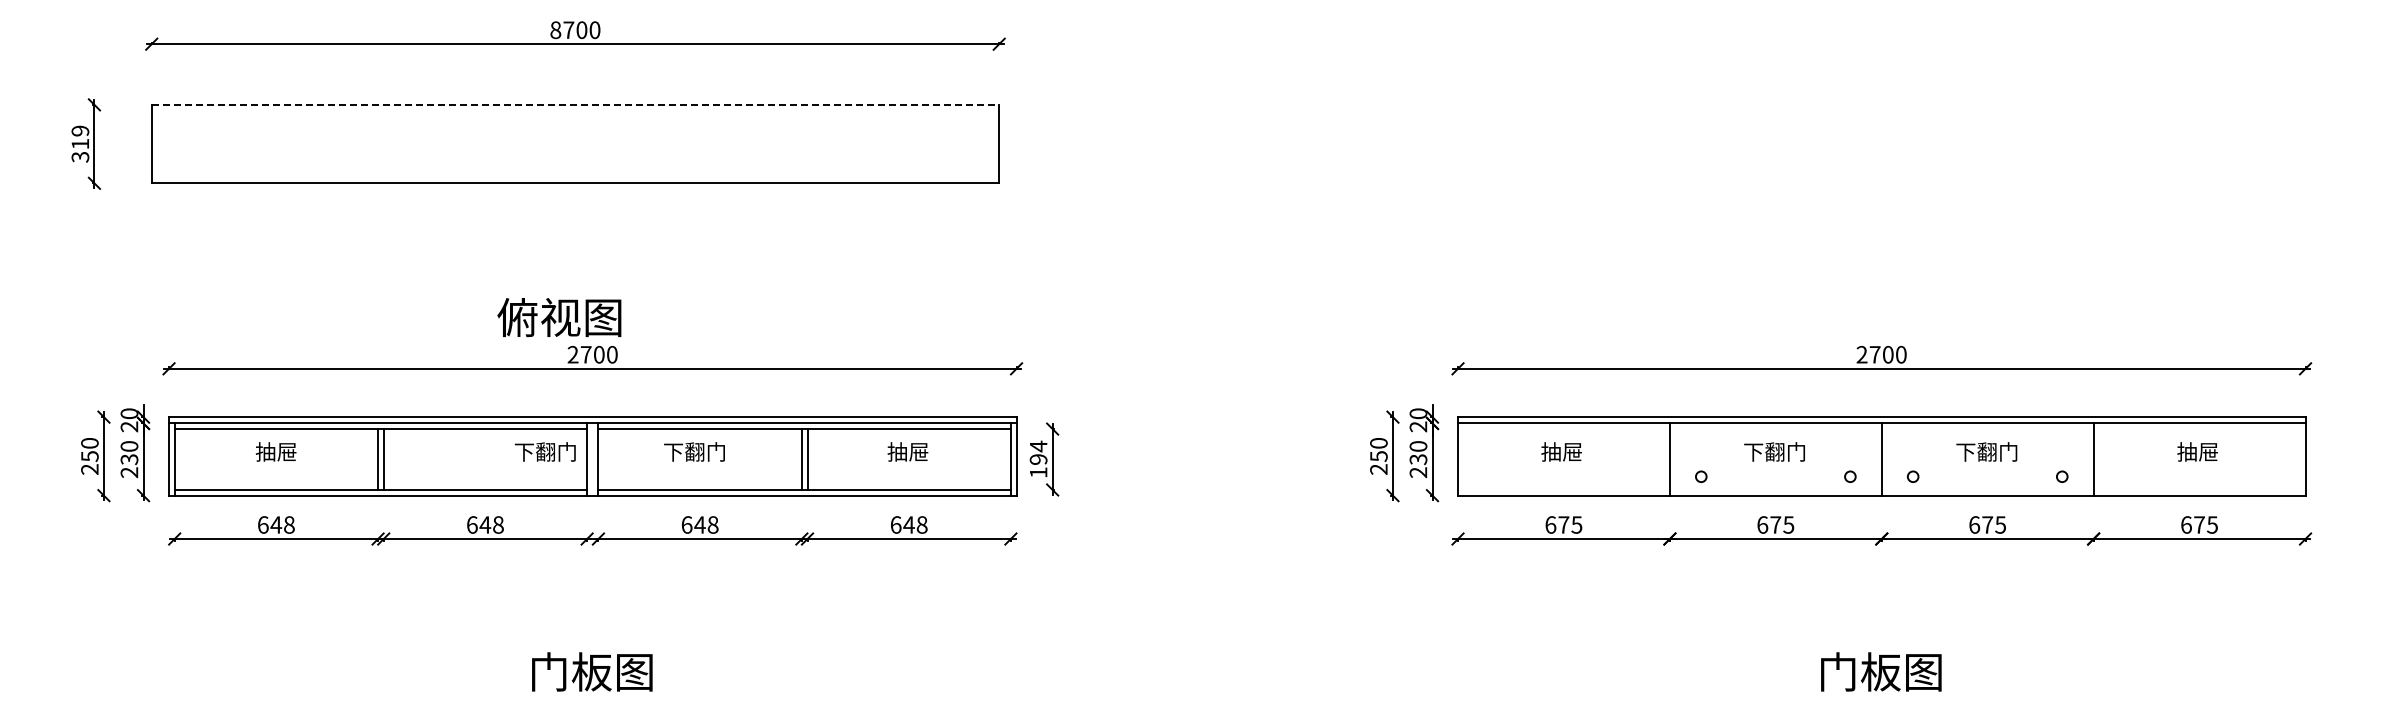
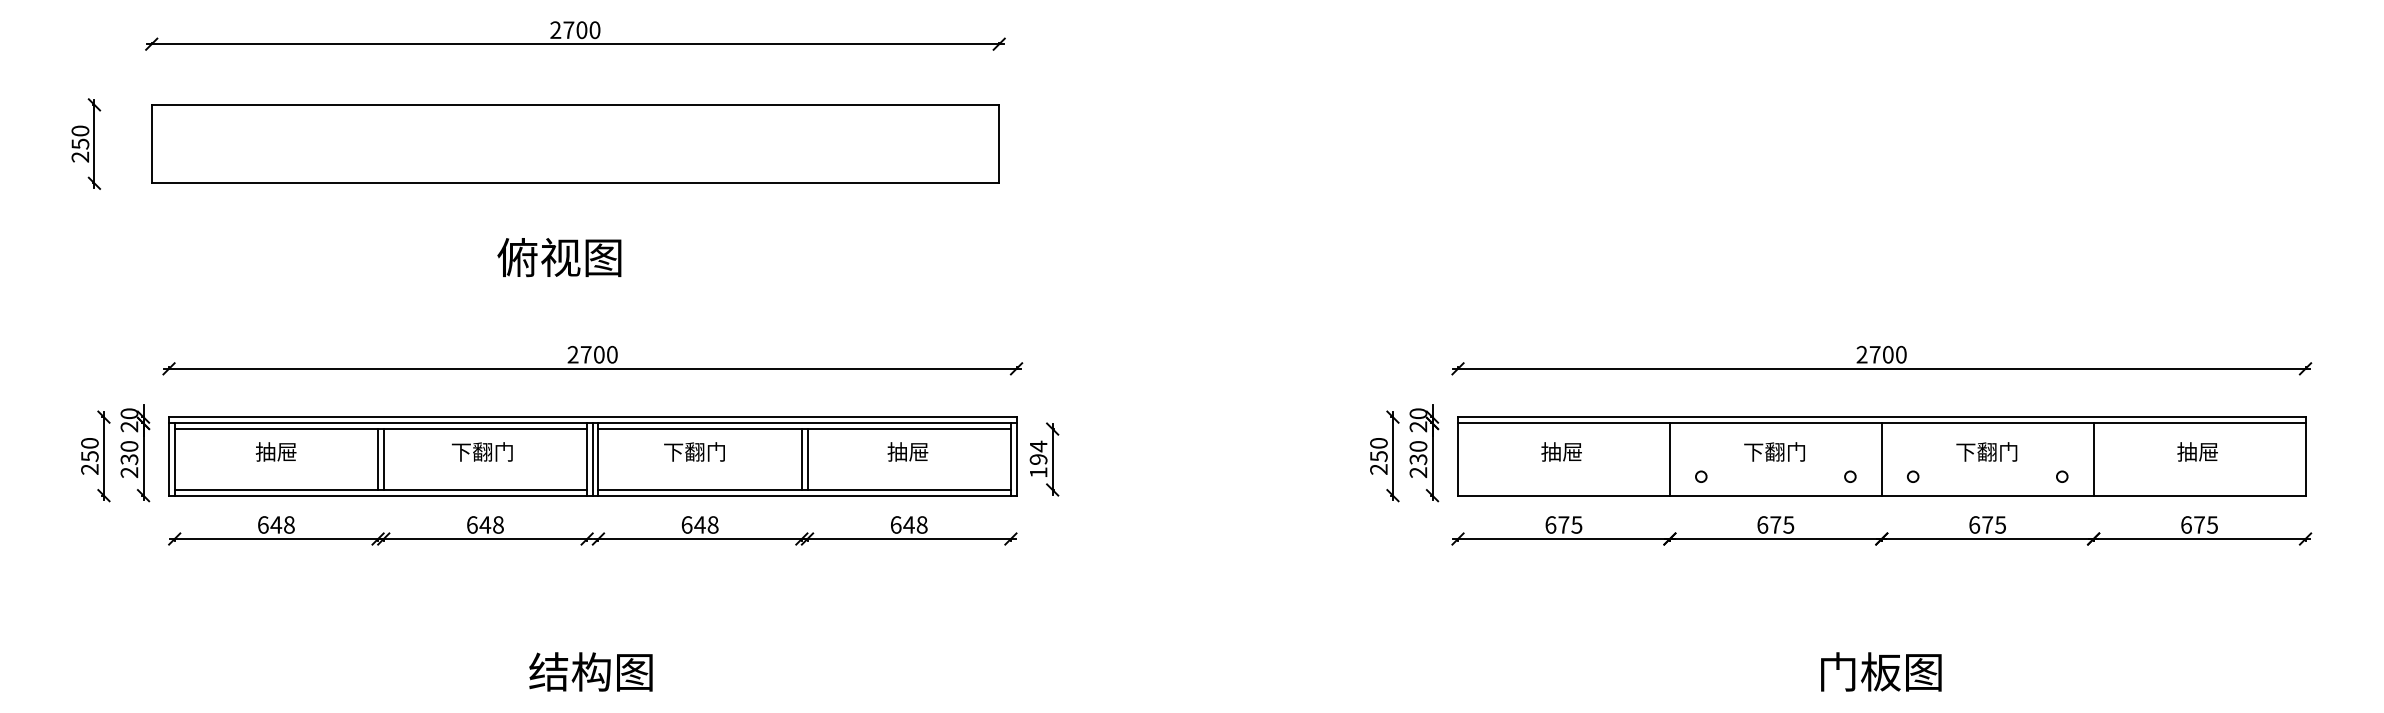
text: 8700 -> 2700 (555, 30)
line: dashed -> solid (575, 104)
text: 319 -> 250 (80, 143)
text position: (559, 317) -> (559, 257) (559, 257)
text position: (545, 451) -> (482, 451) (482, 451)
line: none -> present (592, 459)
text: 门板图 -> 结构图 (570, 671)
